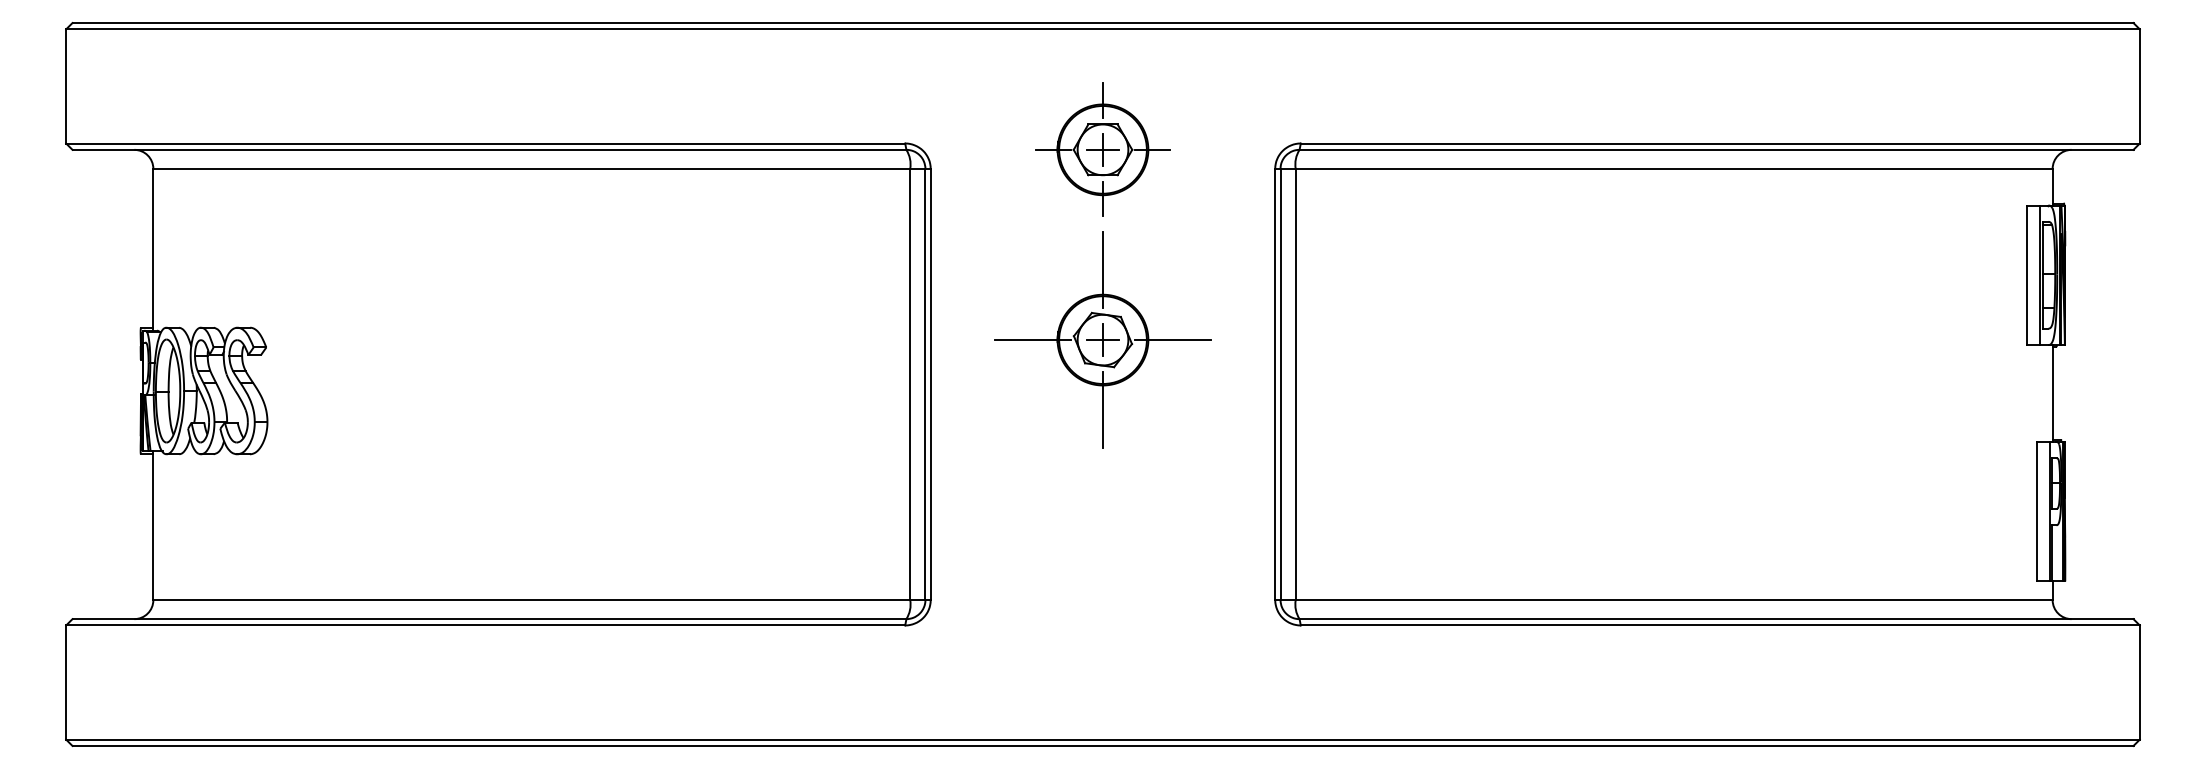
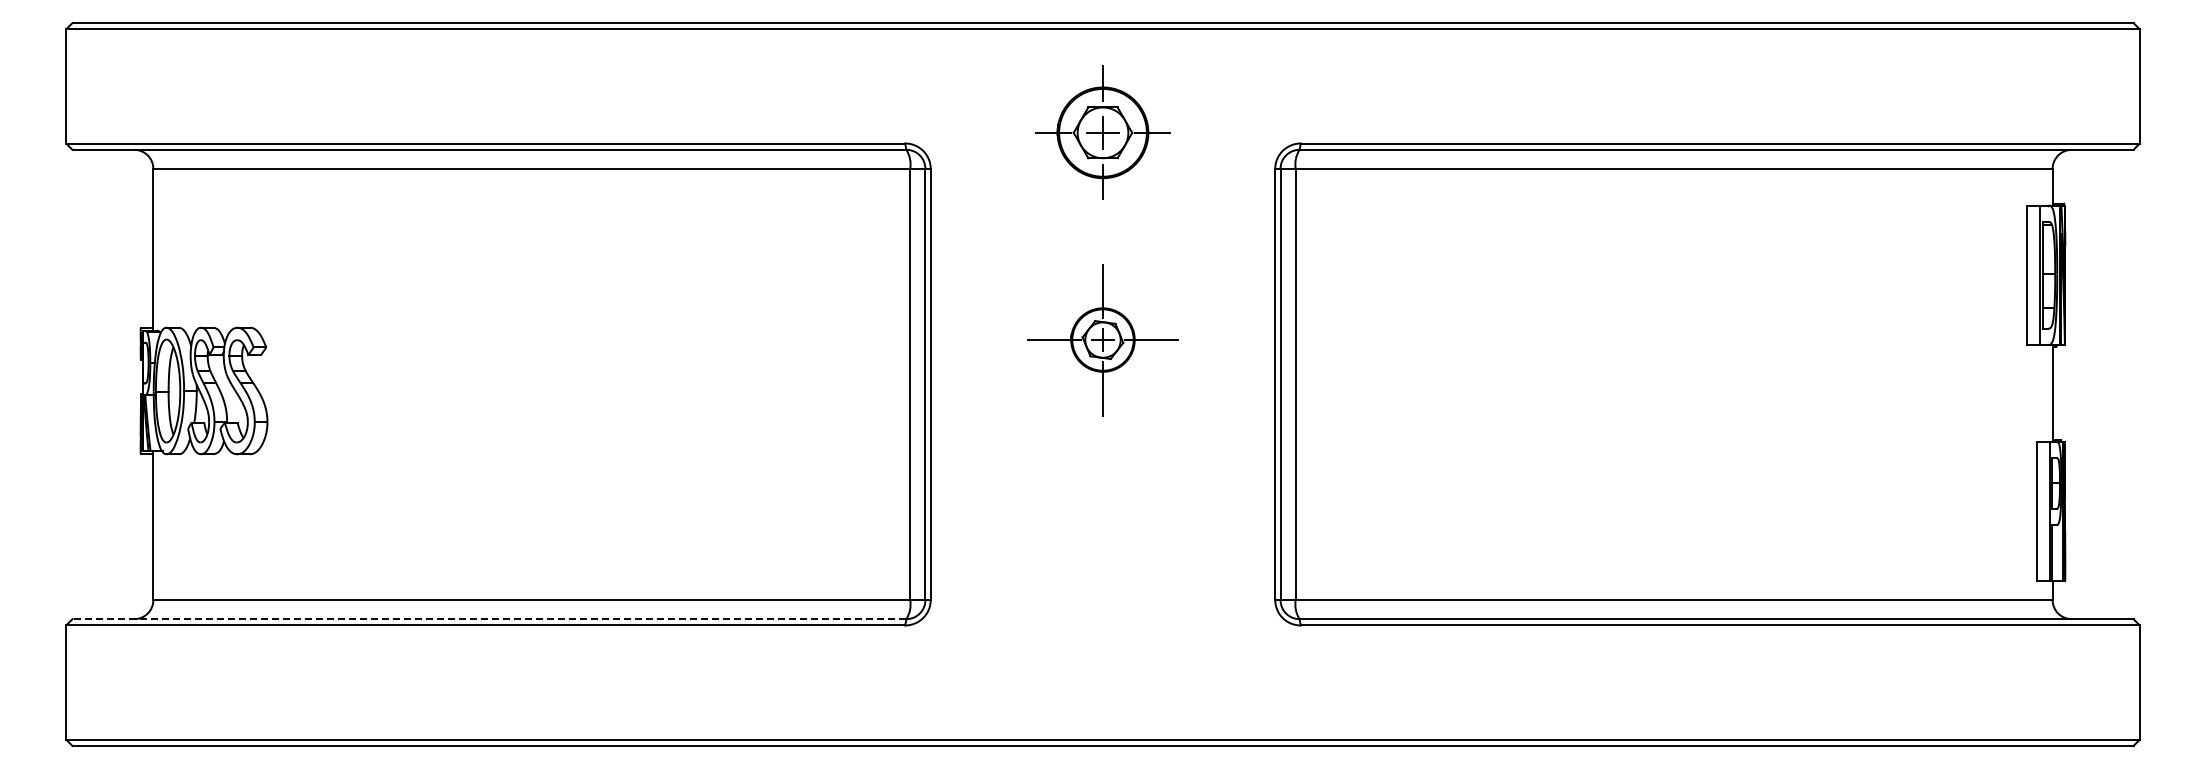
part position: (1102, 149) -> (1102, 132) (1102, 132)
part size: 218x218 px -> 152x153 px (1102, 340)
line: solid -> dashed (489, 619)
